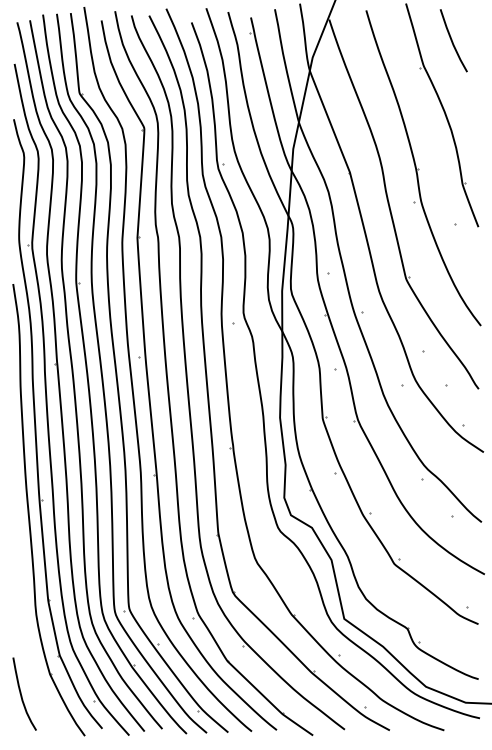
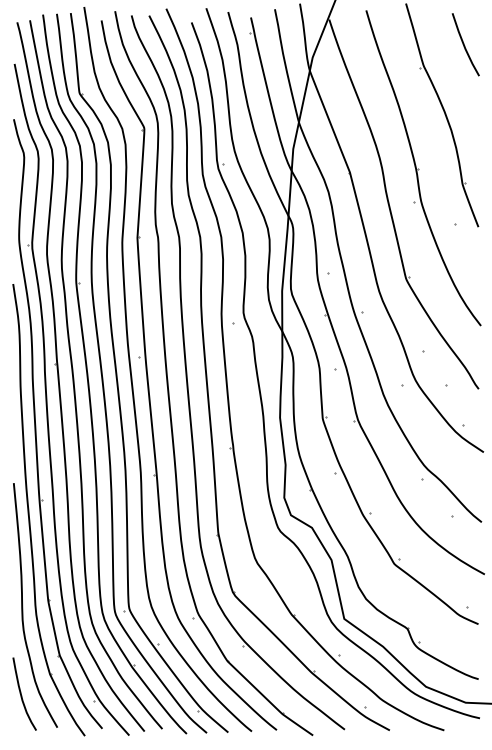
line position: (452, 40) -> (464, 44) (464, 44)
curve: none -> present (23, 605)
